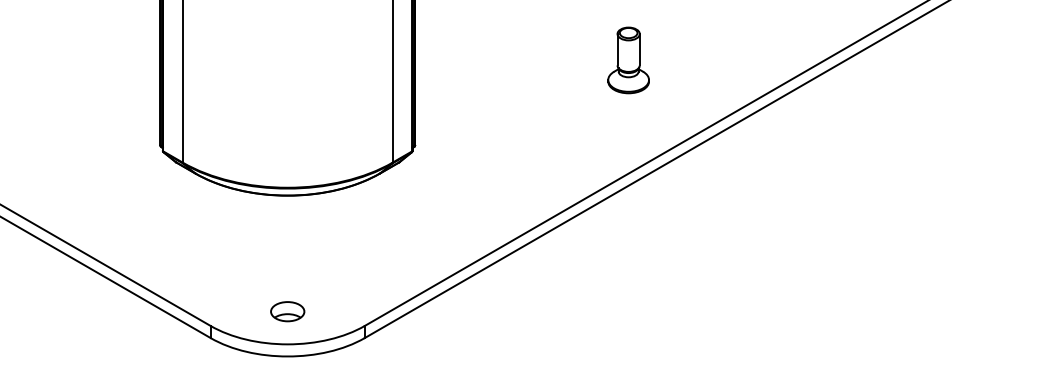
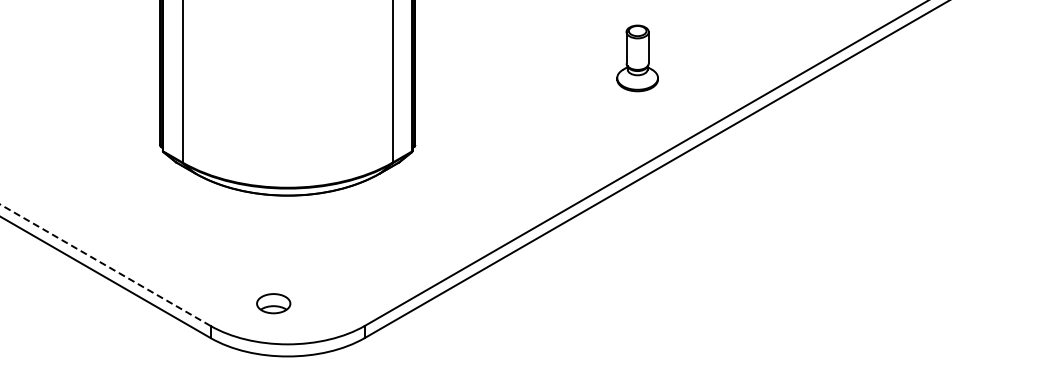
part position: (628, 60) -> (637, 58) (637, 58)
line: solid -> dashed (104, 264)
part position: (287, 311) -> (273, 303) (273, 303)
